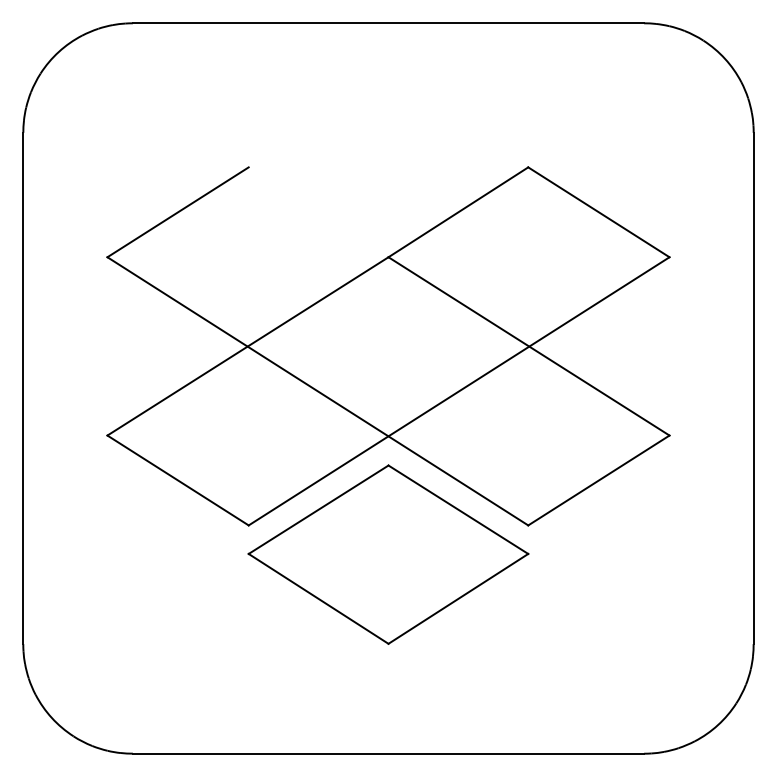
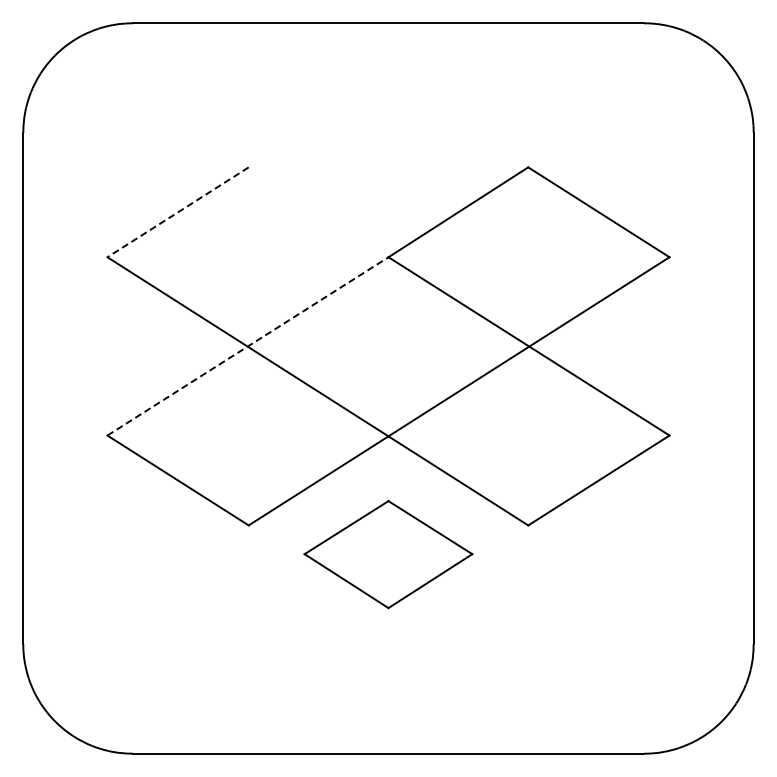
line: solid -> dashed (178, 212)
line: solid -> dashed (248, 346)
part size: 283x181 px -> 171x110 px (388, 554)
